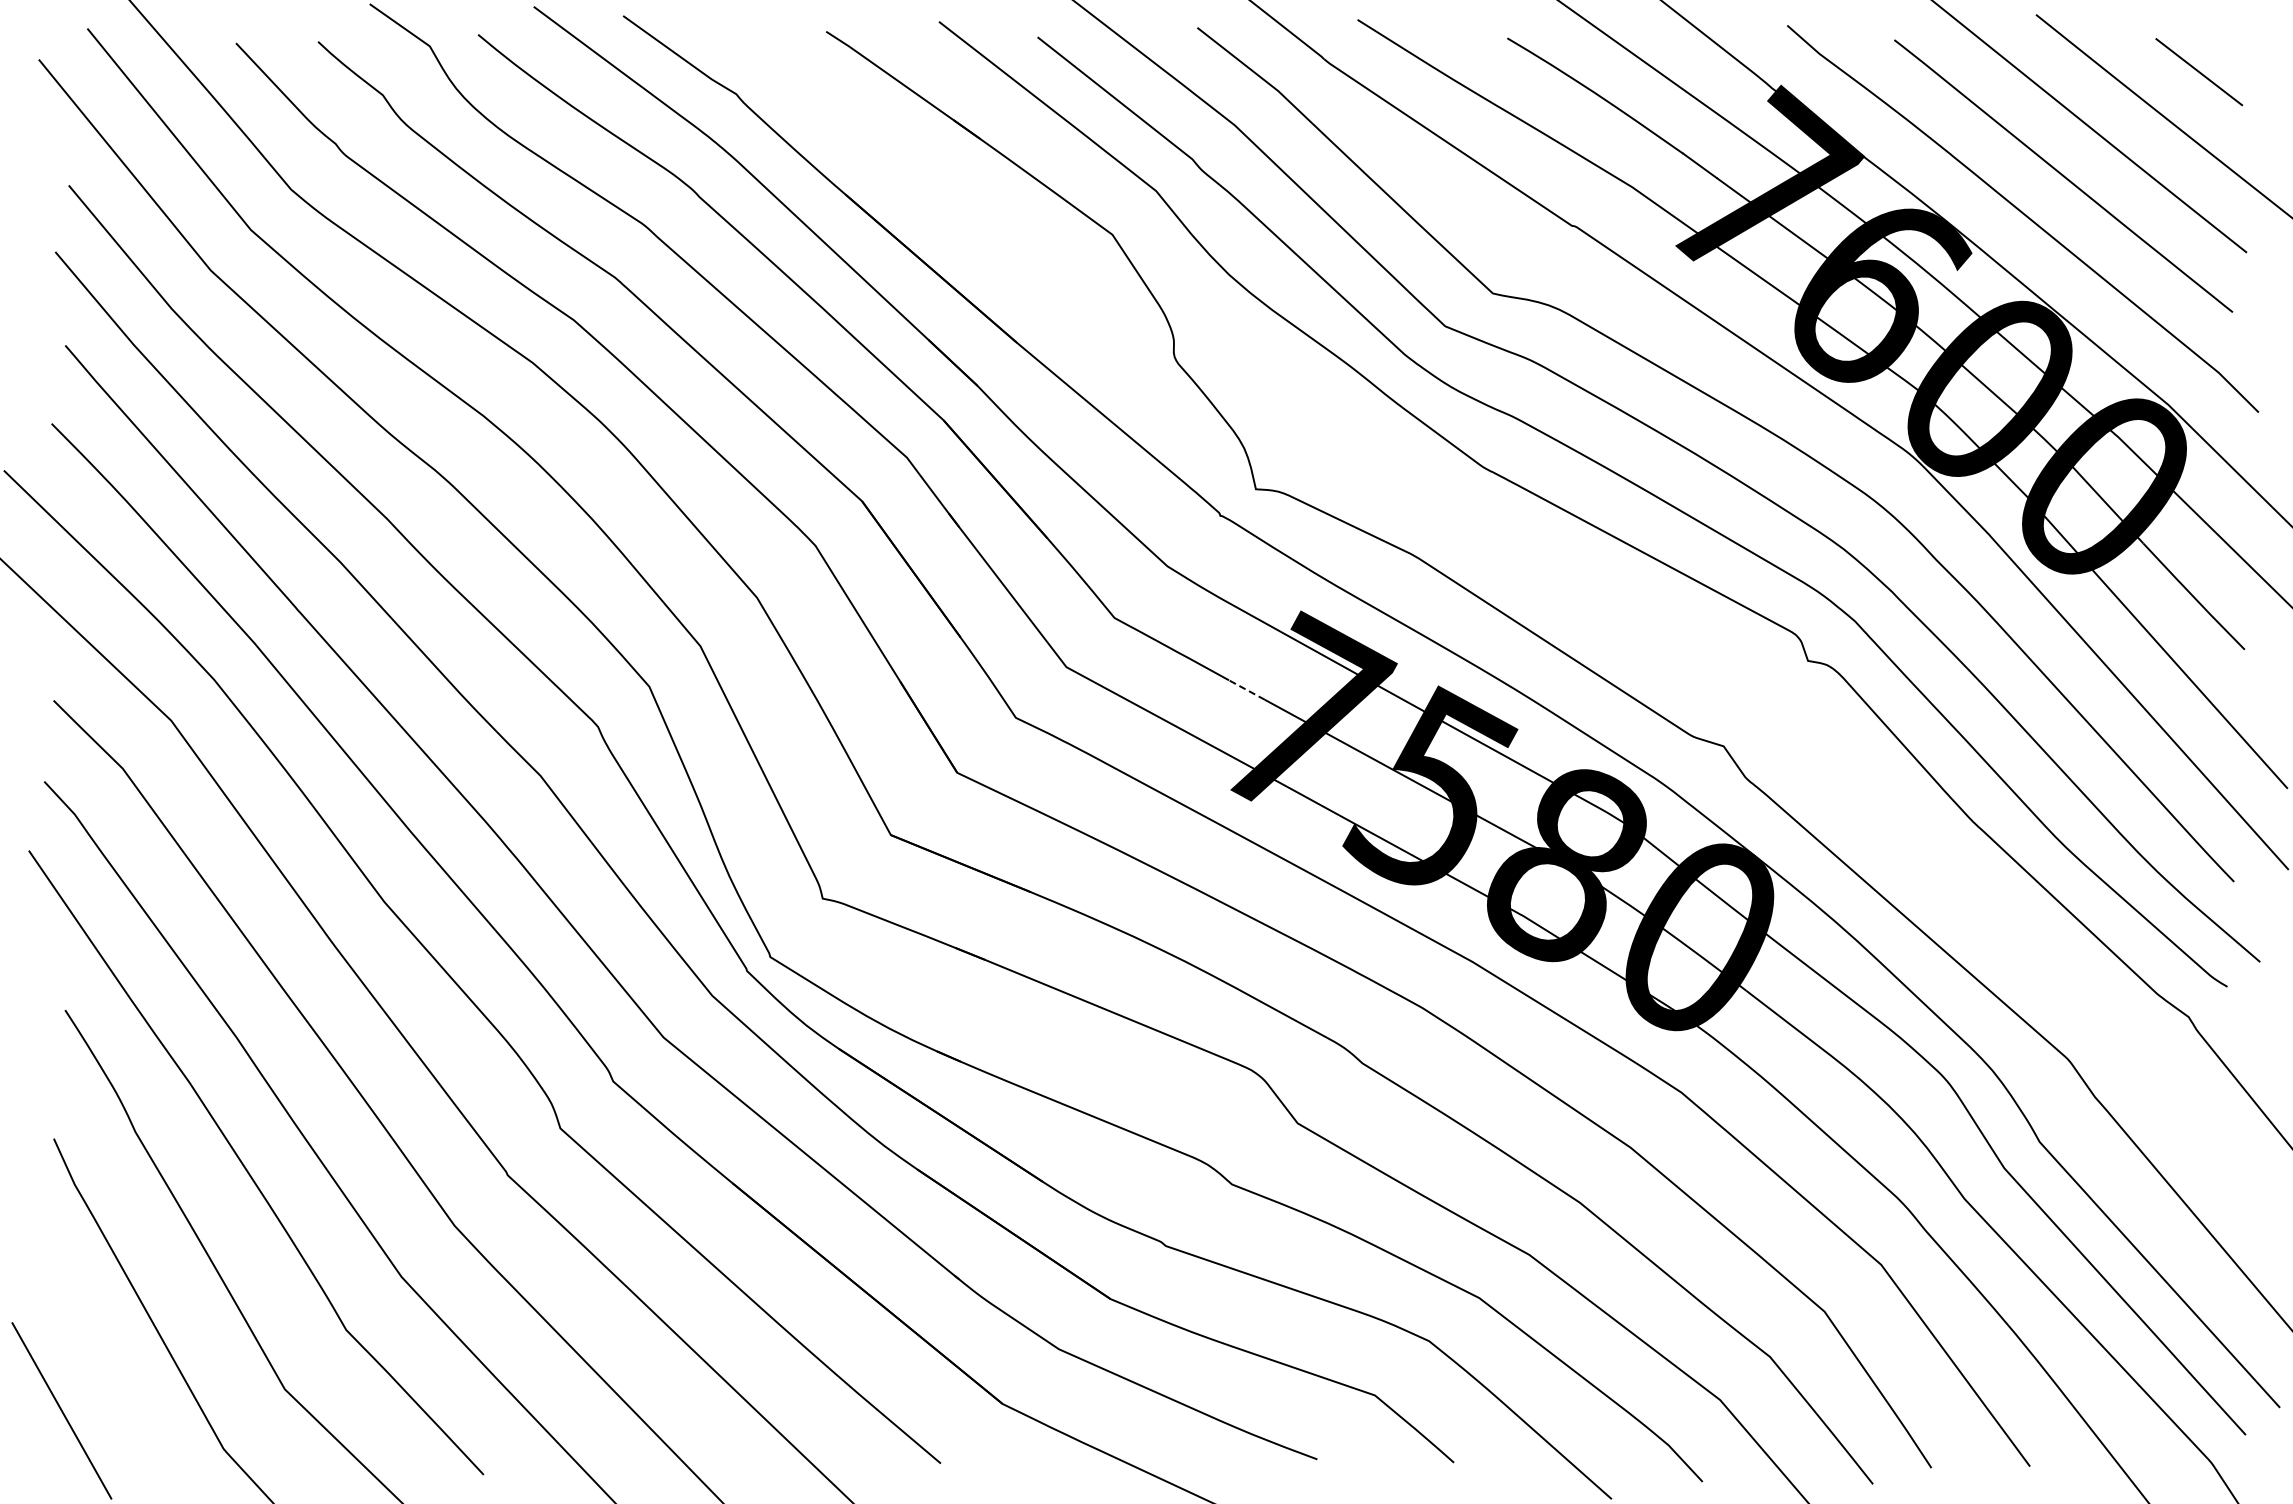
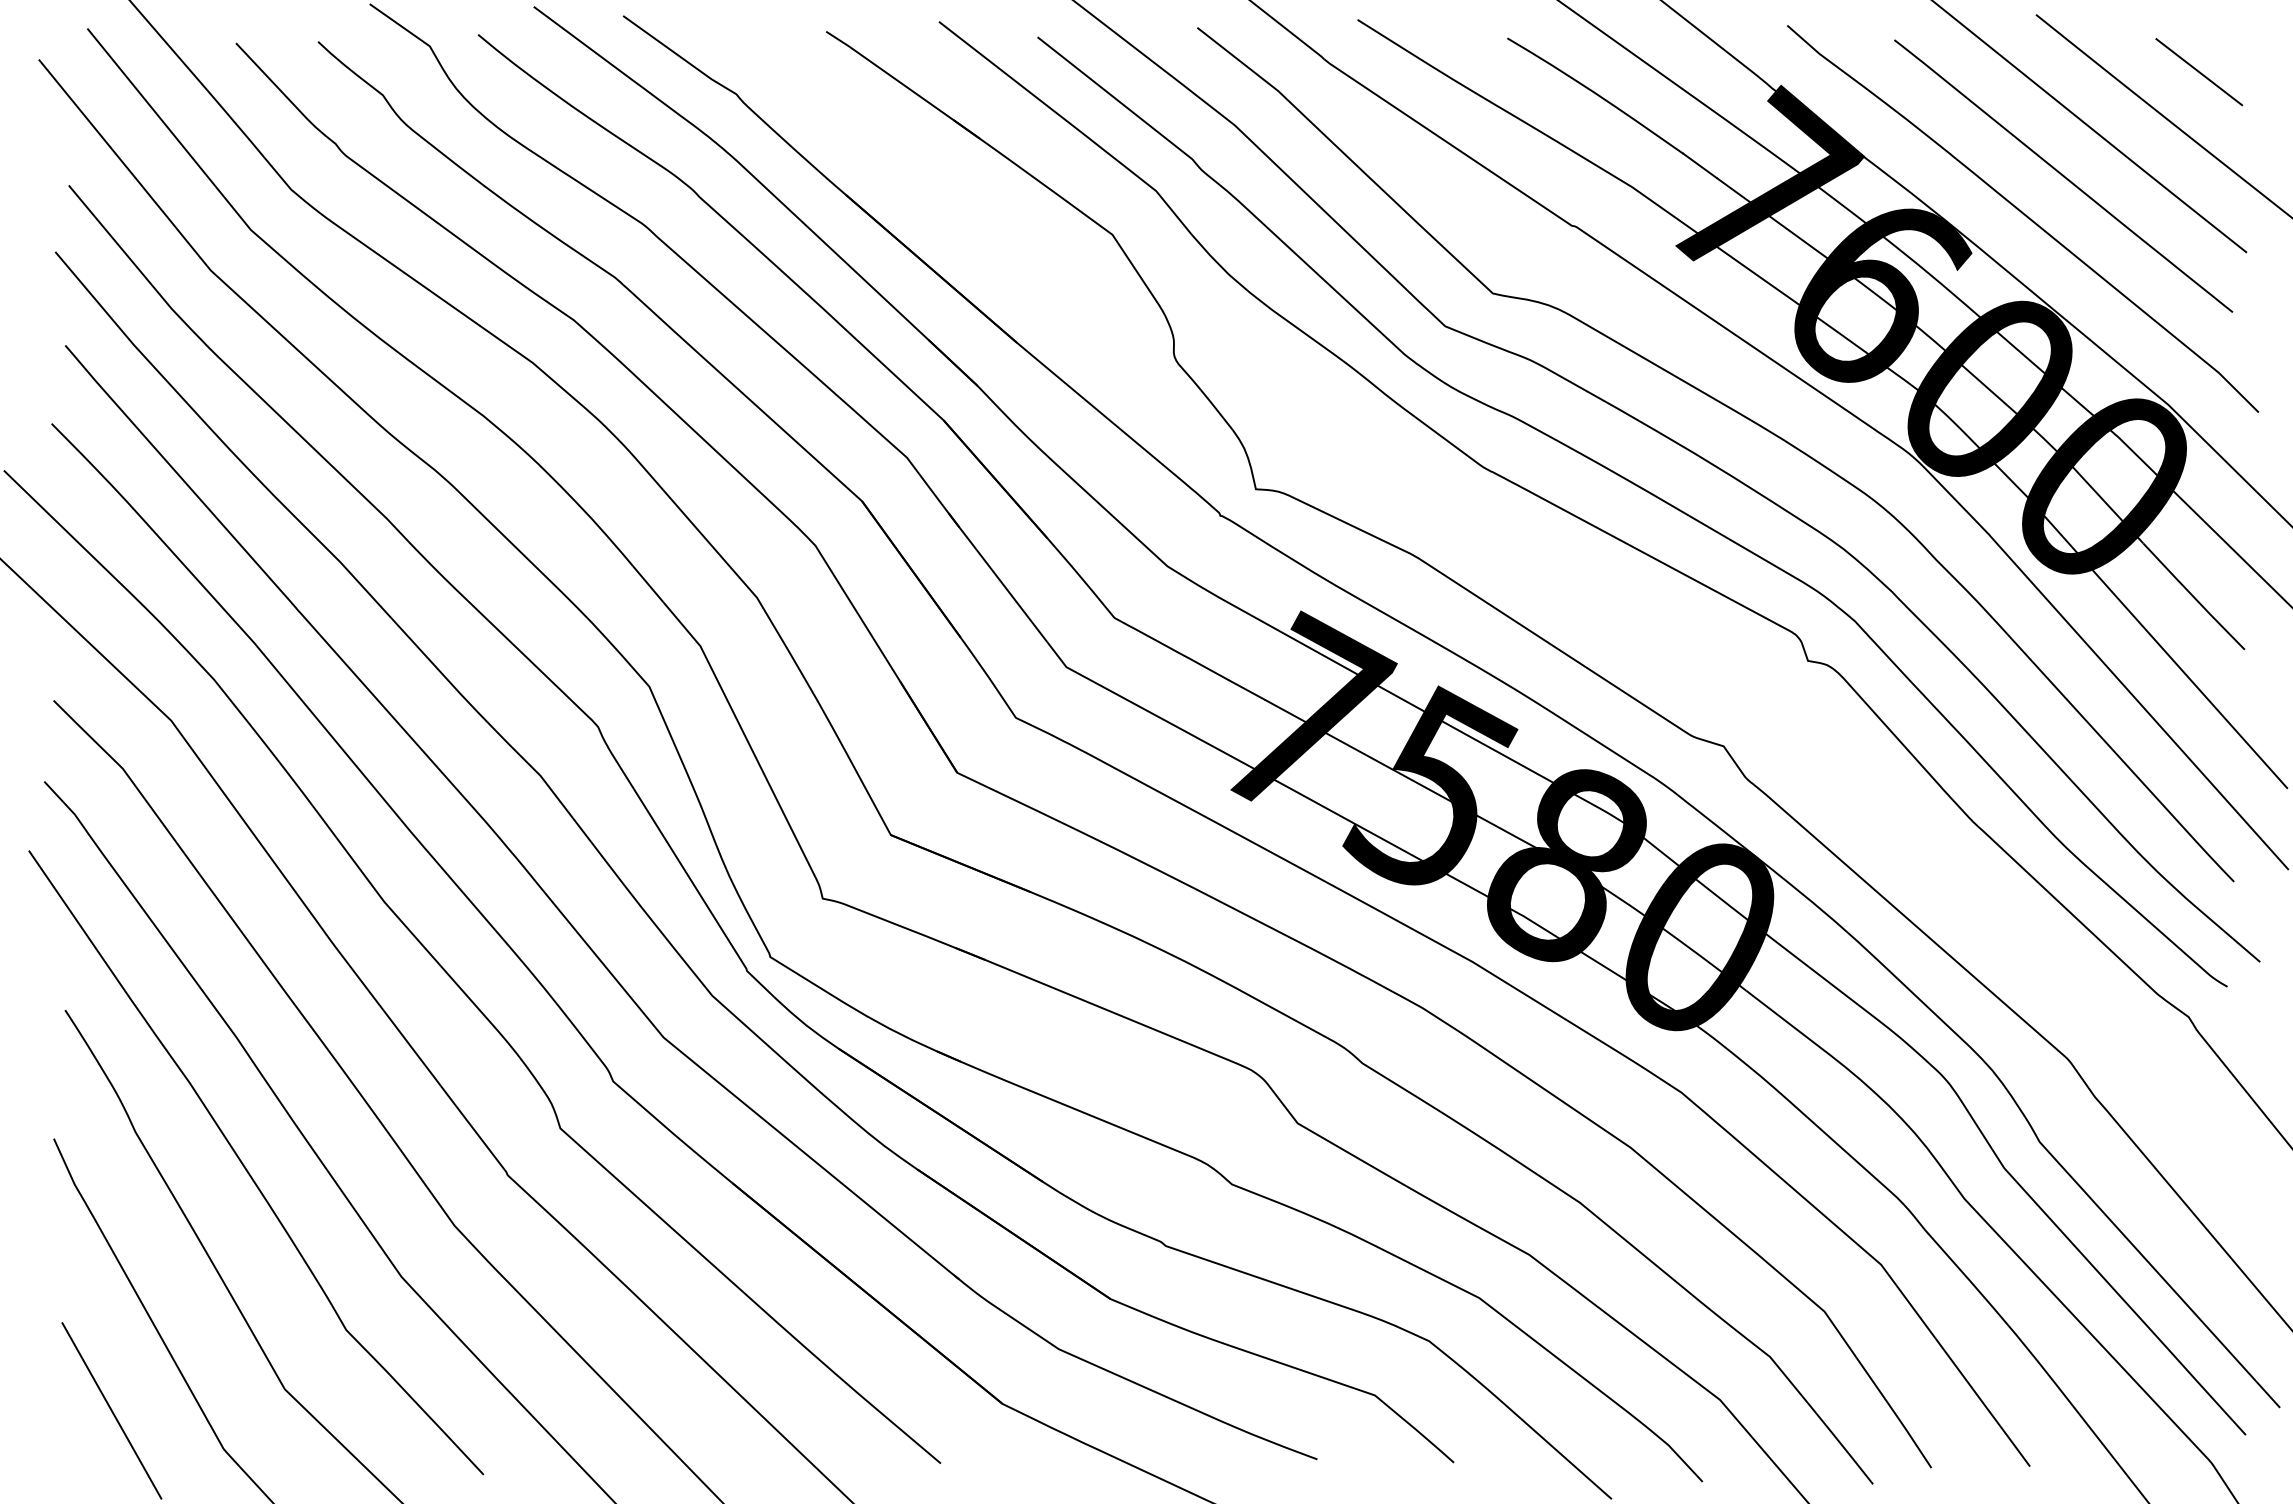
line: dashed -> solid (1246, 689)
line position: (61, 1410) -> (111, 1410) (111, 1410)
